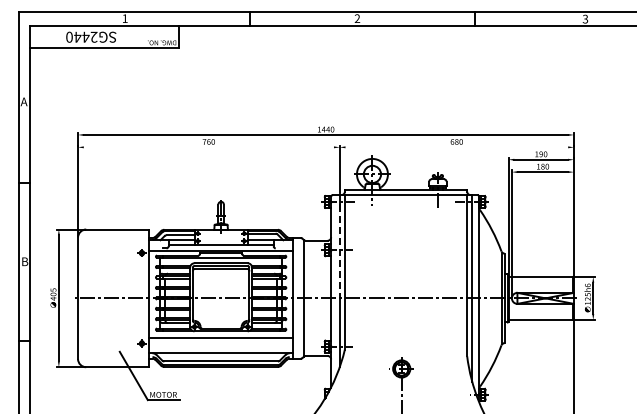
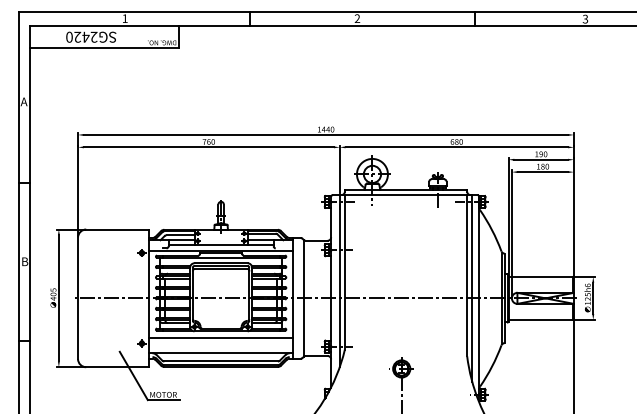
text: SG2440 -> SG2420 (77, 36)
line: none -> present (208, 147)
line: none -> present (456, 147)
line: dashed -> solid (339, 252)
